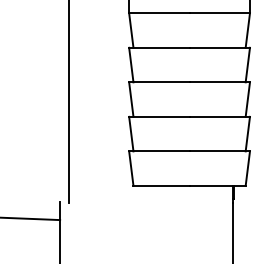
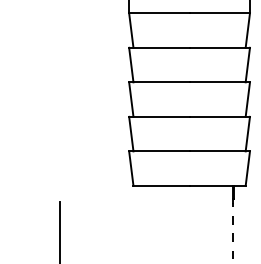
line: present -> none (68, 102)
line: present -> none (31, 218)
line: solid -> dashed (232, 232)
